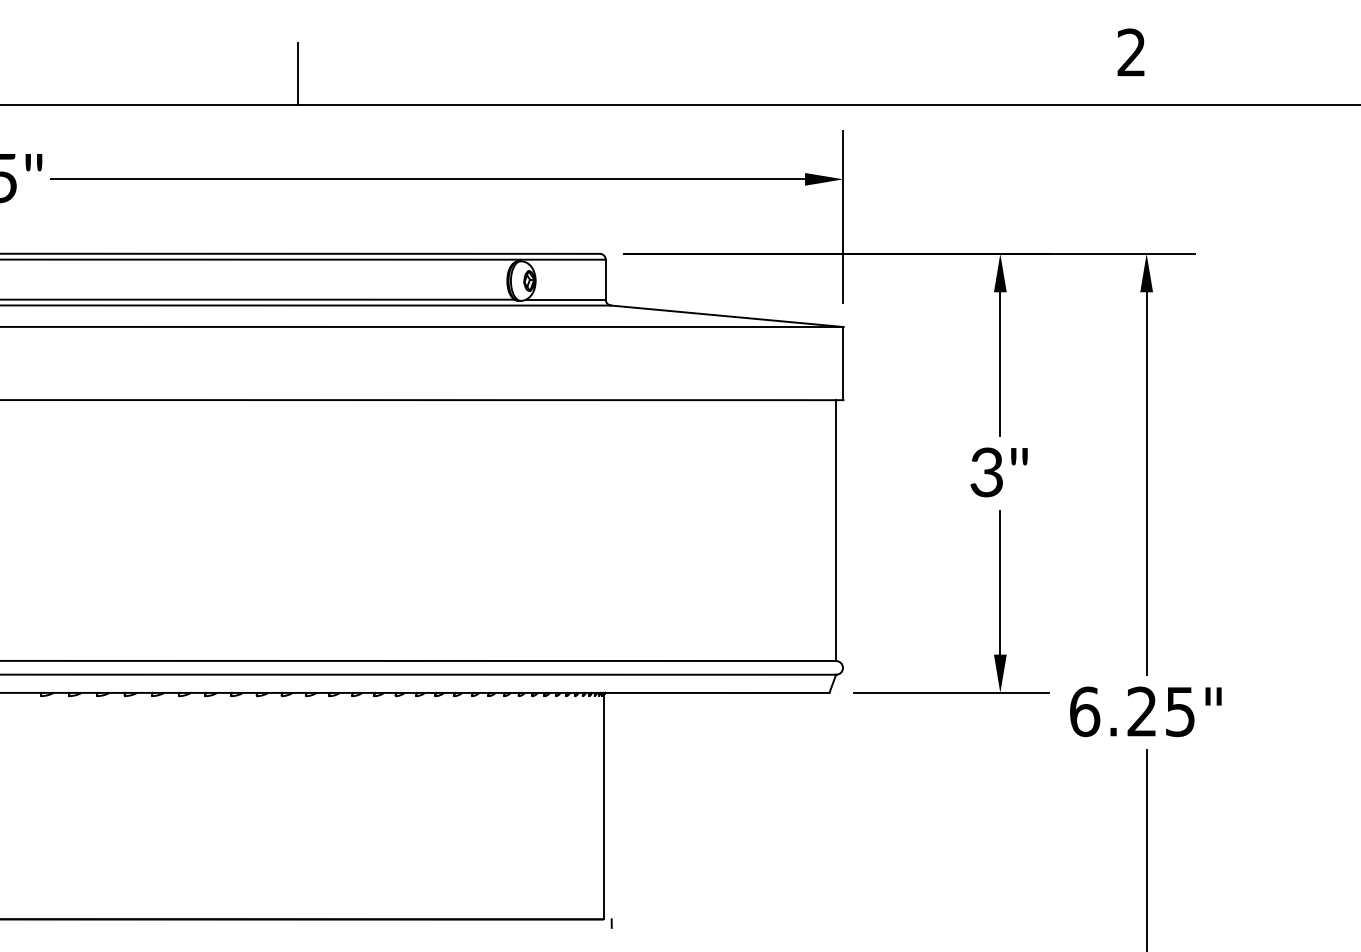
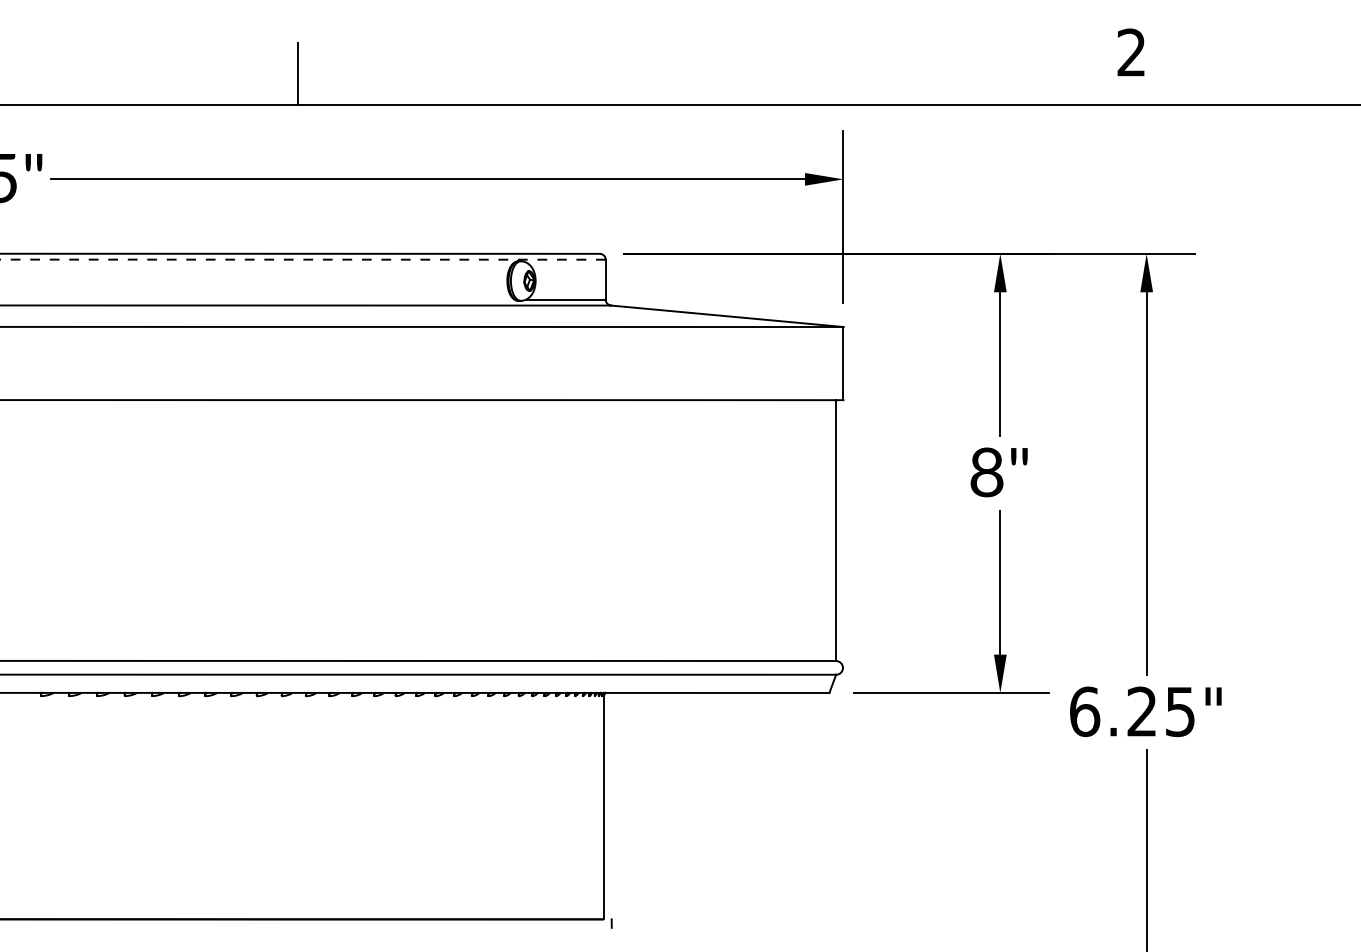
line: solid -> dashed (302, 259)
line: present -> none (258, 299)
text: 3" -> 8" (986, 471)
